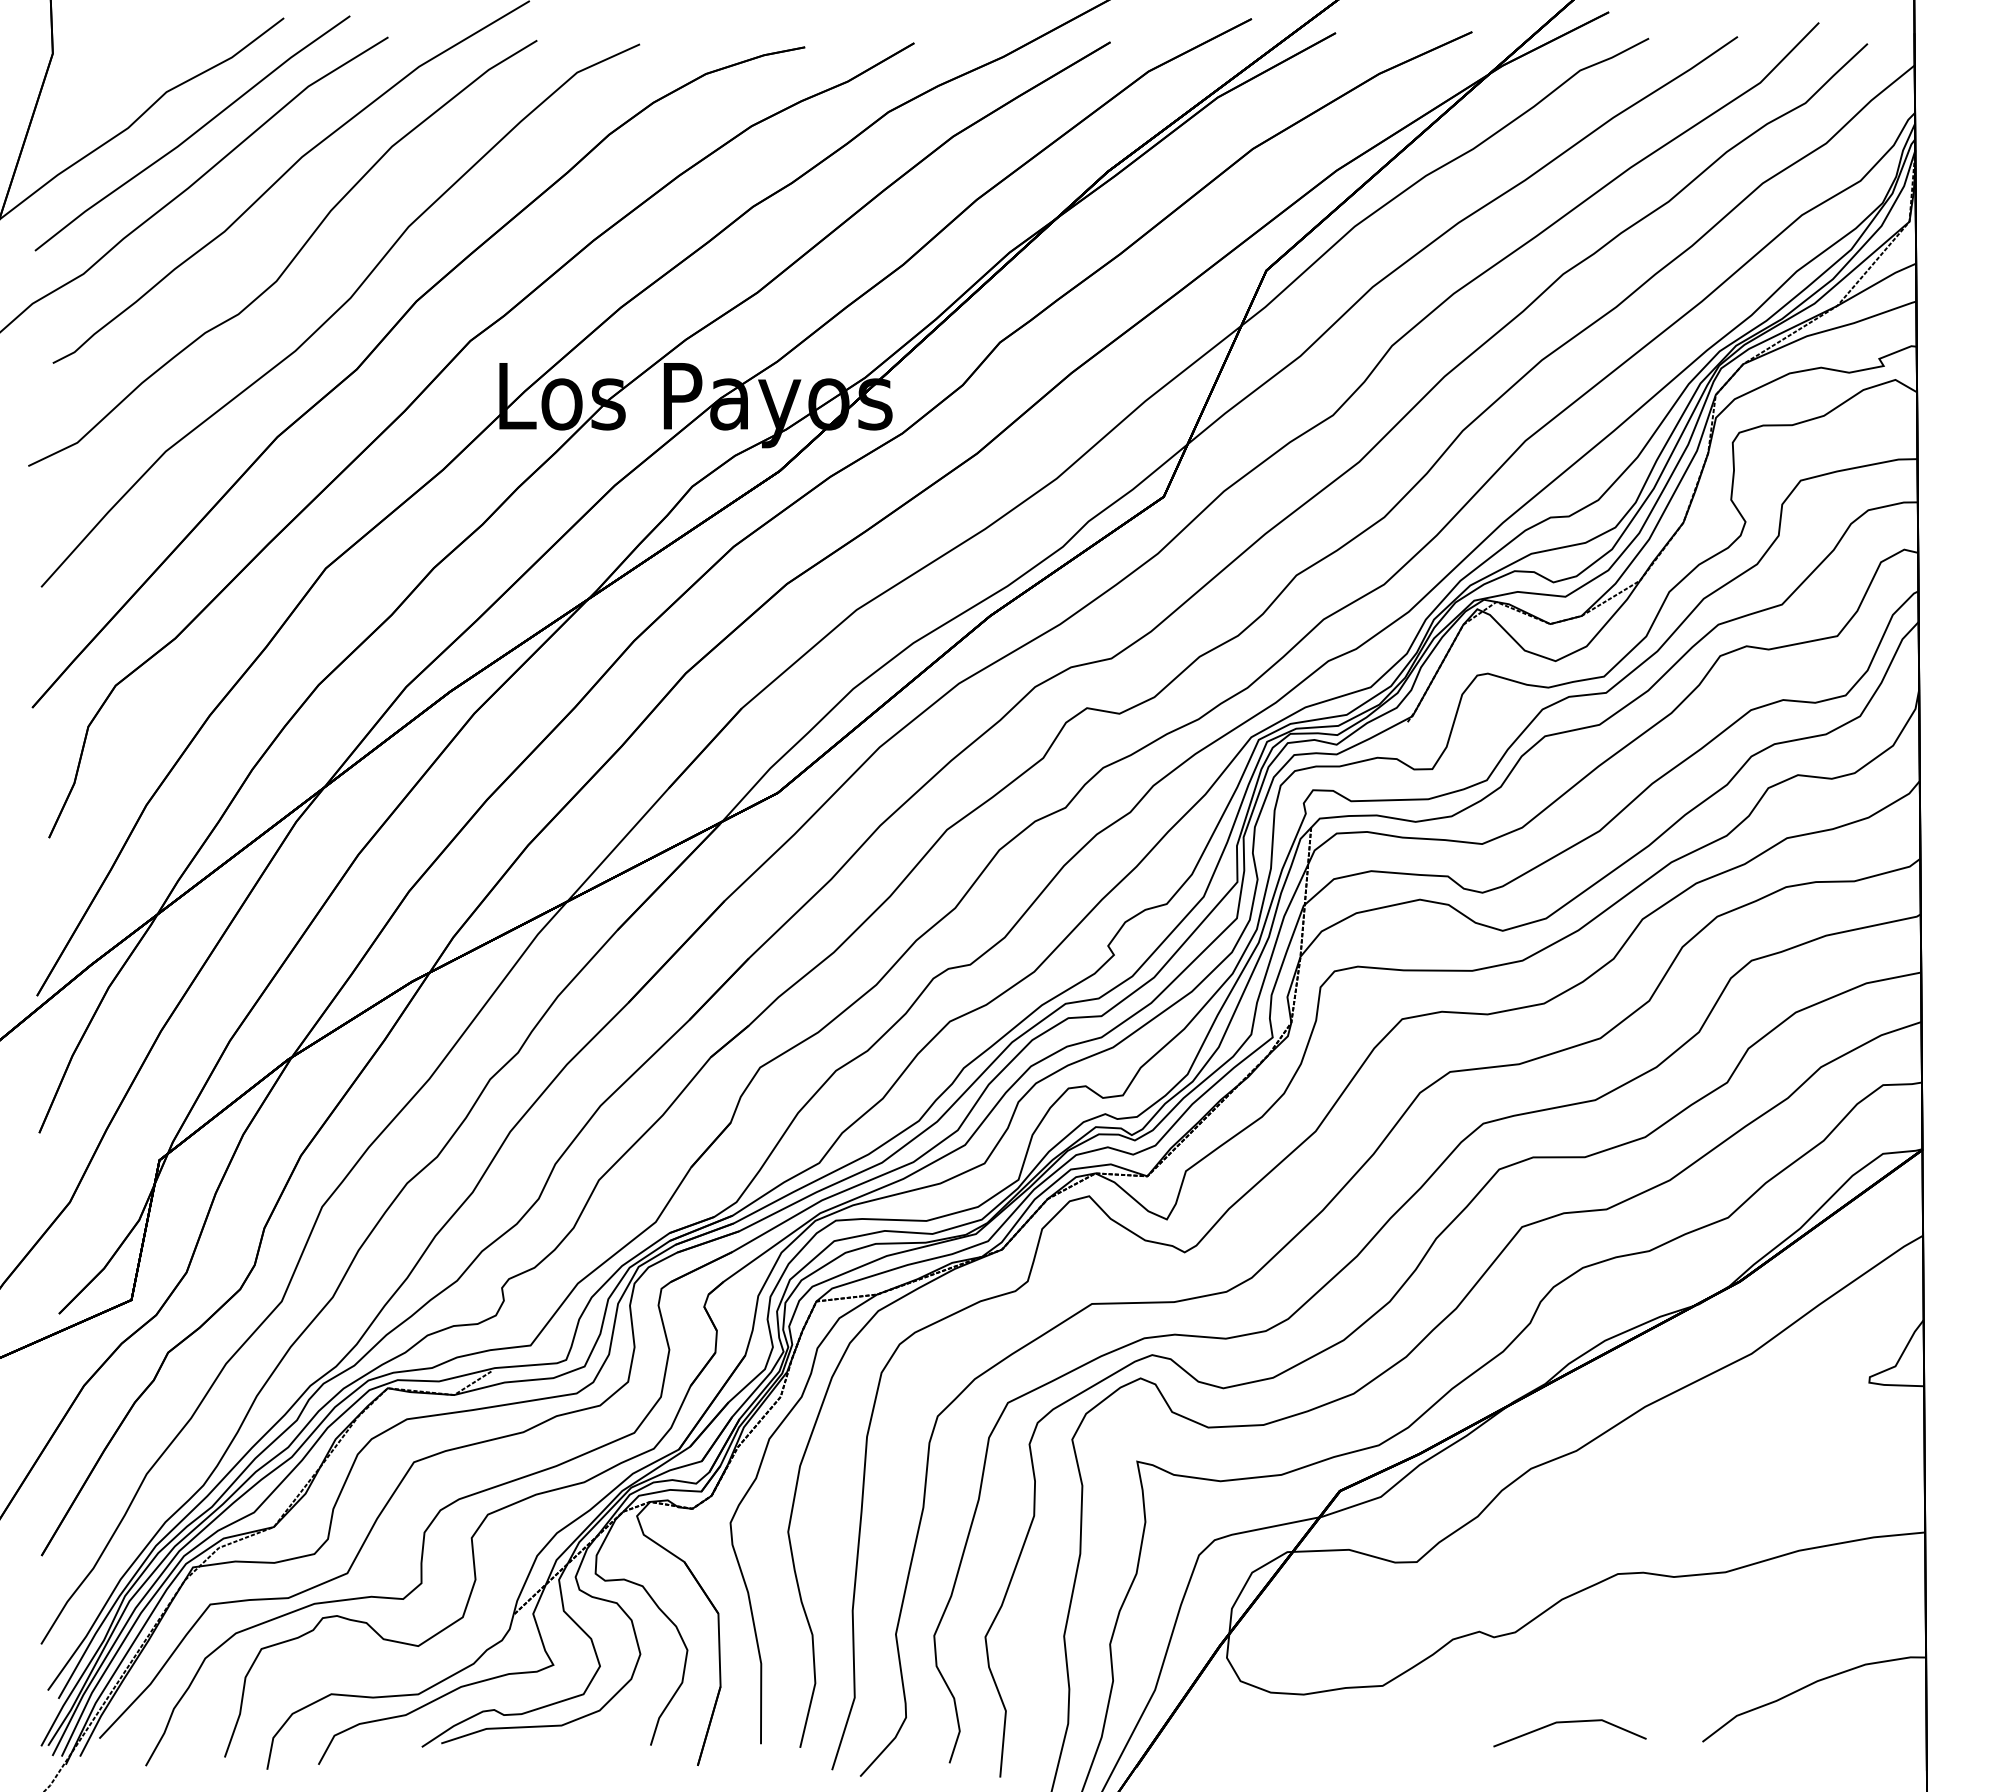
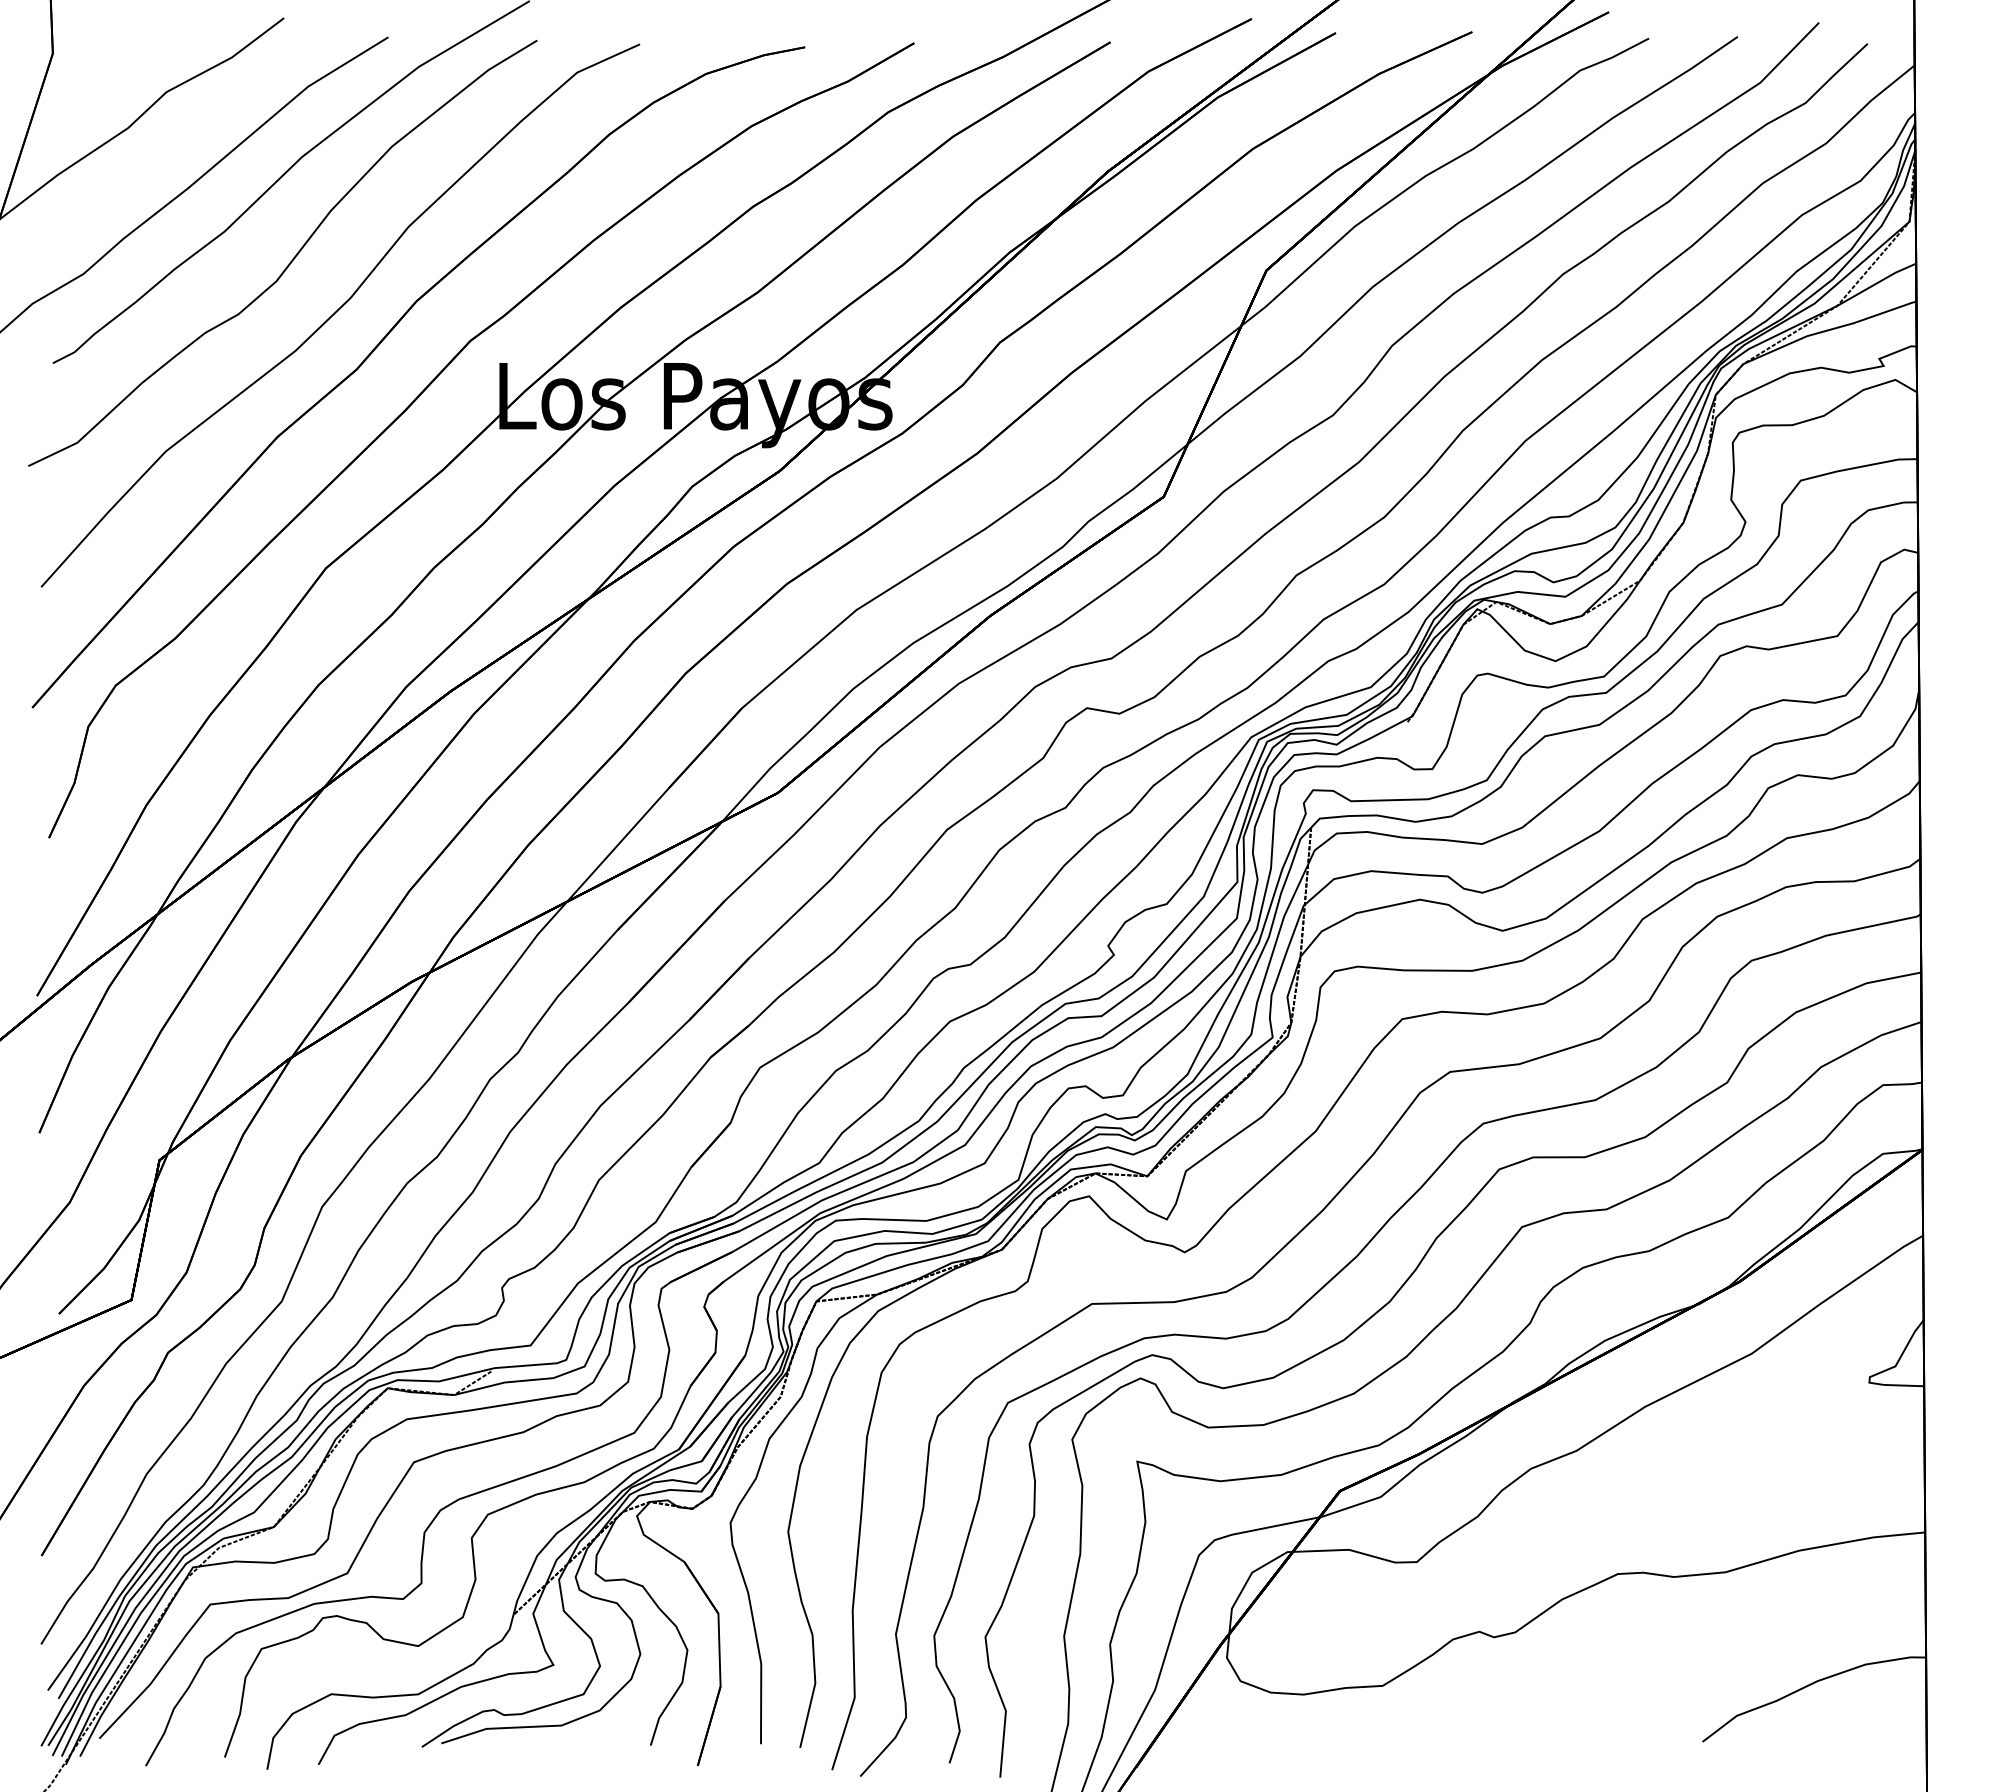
line: present -> none (192, 133)
line: present -> none (1569, 1722)
